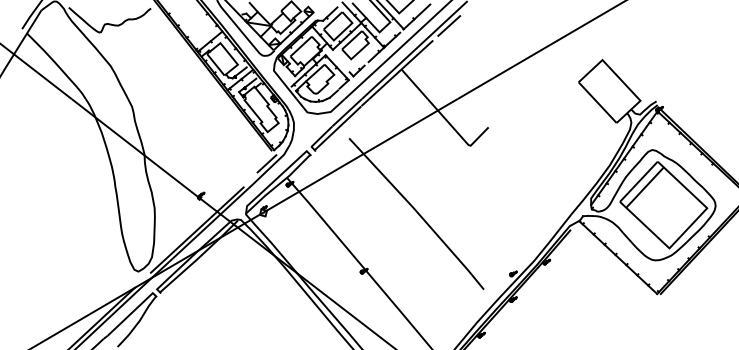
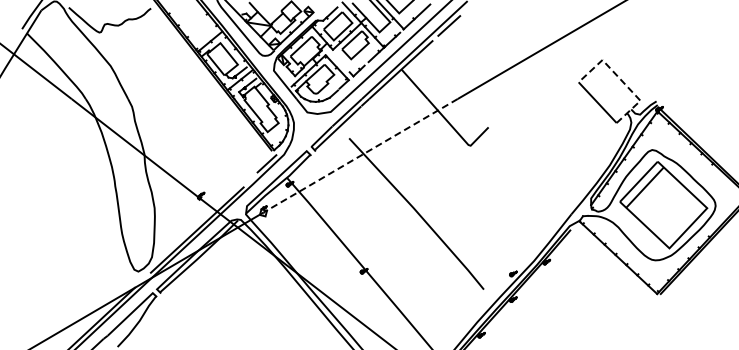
line: solid -> dashed (621, 80)
line: solid -> dashed (360, 155)
